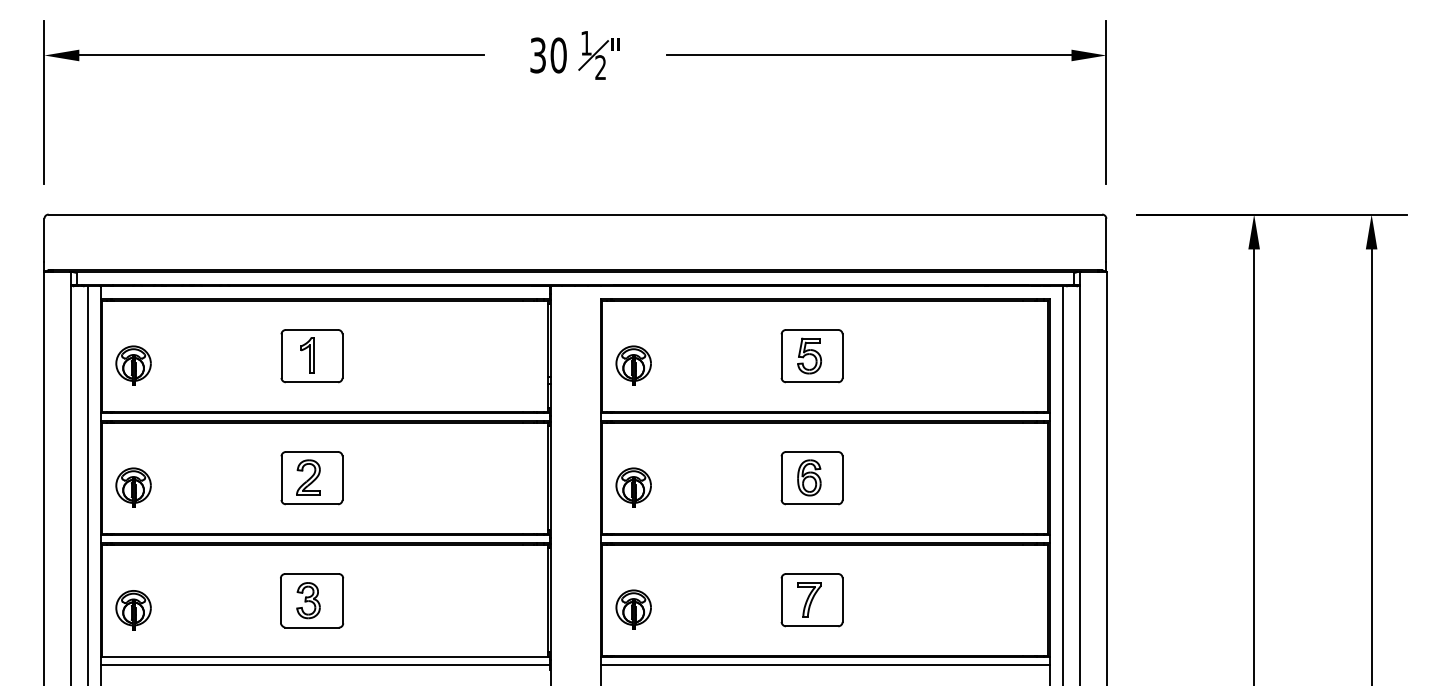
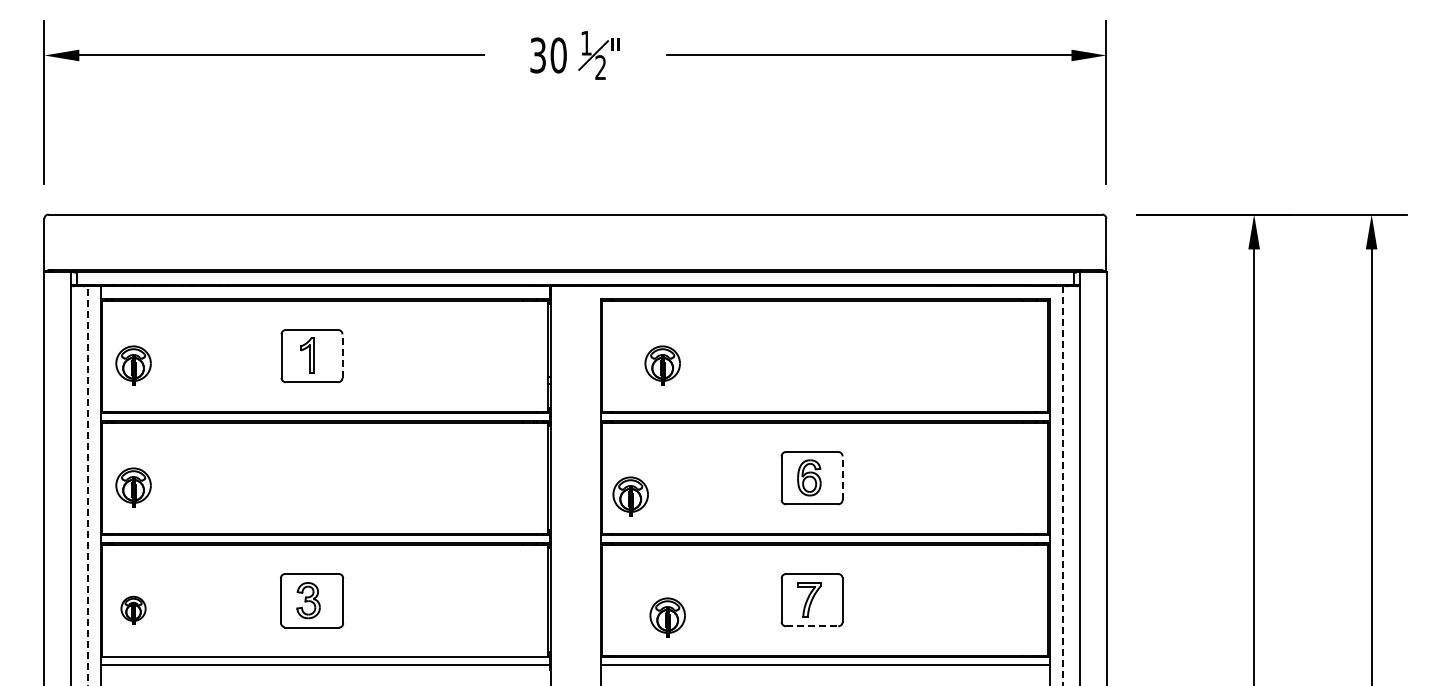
line: solid -> dashed (342, 356)
part: present -> none (811, 356)
part position: (633, 365) -> (662, 365) (662, 365)
part: present -> none (311, 478)
line: solid -> dashed (842, 478)
line: solid -> dashed (87, 485)
line: solid -> dashed (1063, 486)
part position: (633, 487) -> (630, 496) (630, 496)
part position: (633, 609) -> (667, 617) (667, 617)
part size: 37x41 px -> 27x30 px (133, 609)
line: solid -> dashed (812, 626)
